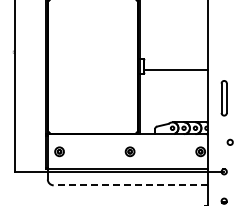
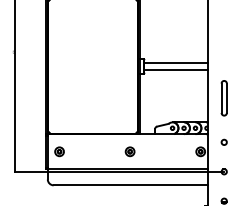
line: none -> present (175, 63)
circle position: (229, 141) -> (223, 141) (223, 141)
line: dashed -> solid (130, 185)
